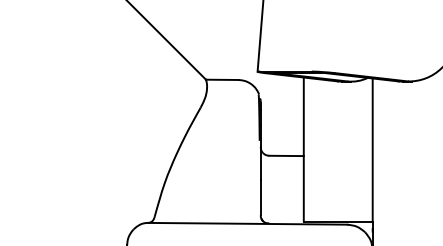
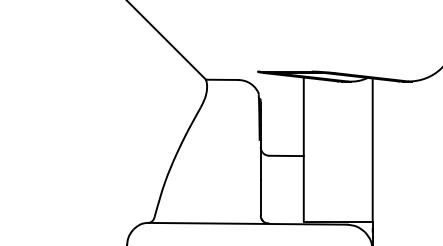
line: present -> none (260, 36)
